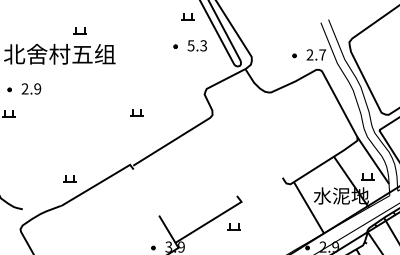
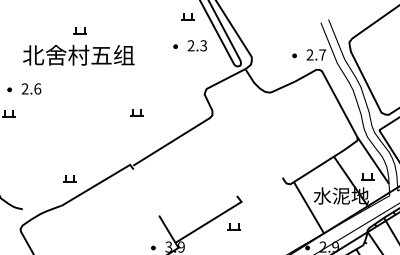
text: 5.3 -> 2.3 (190, 45)
text position: (59, 53) -> (78, 54) (78, 54)
text: 2.9 -> 2.6 (37, 88)
